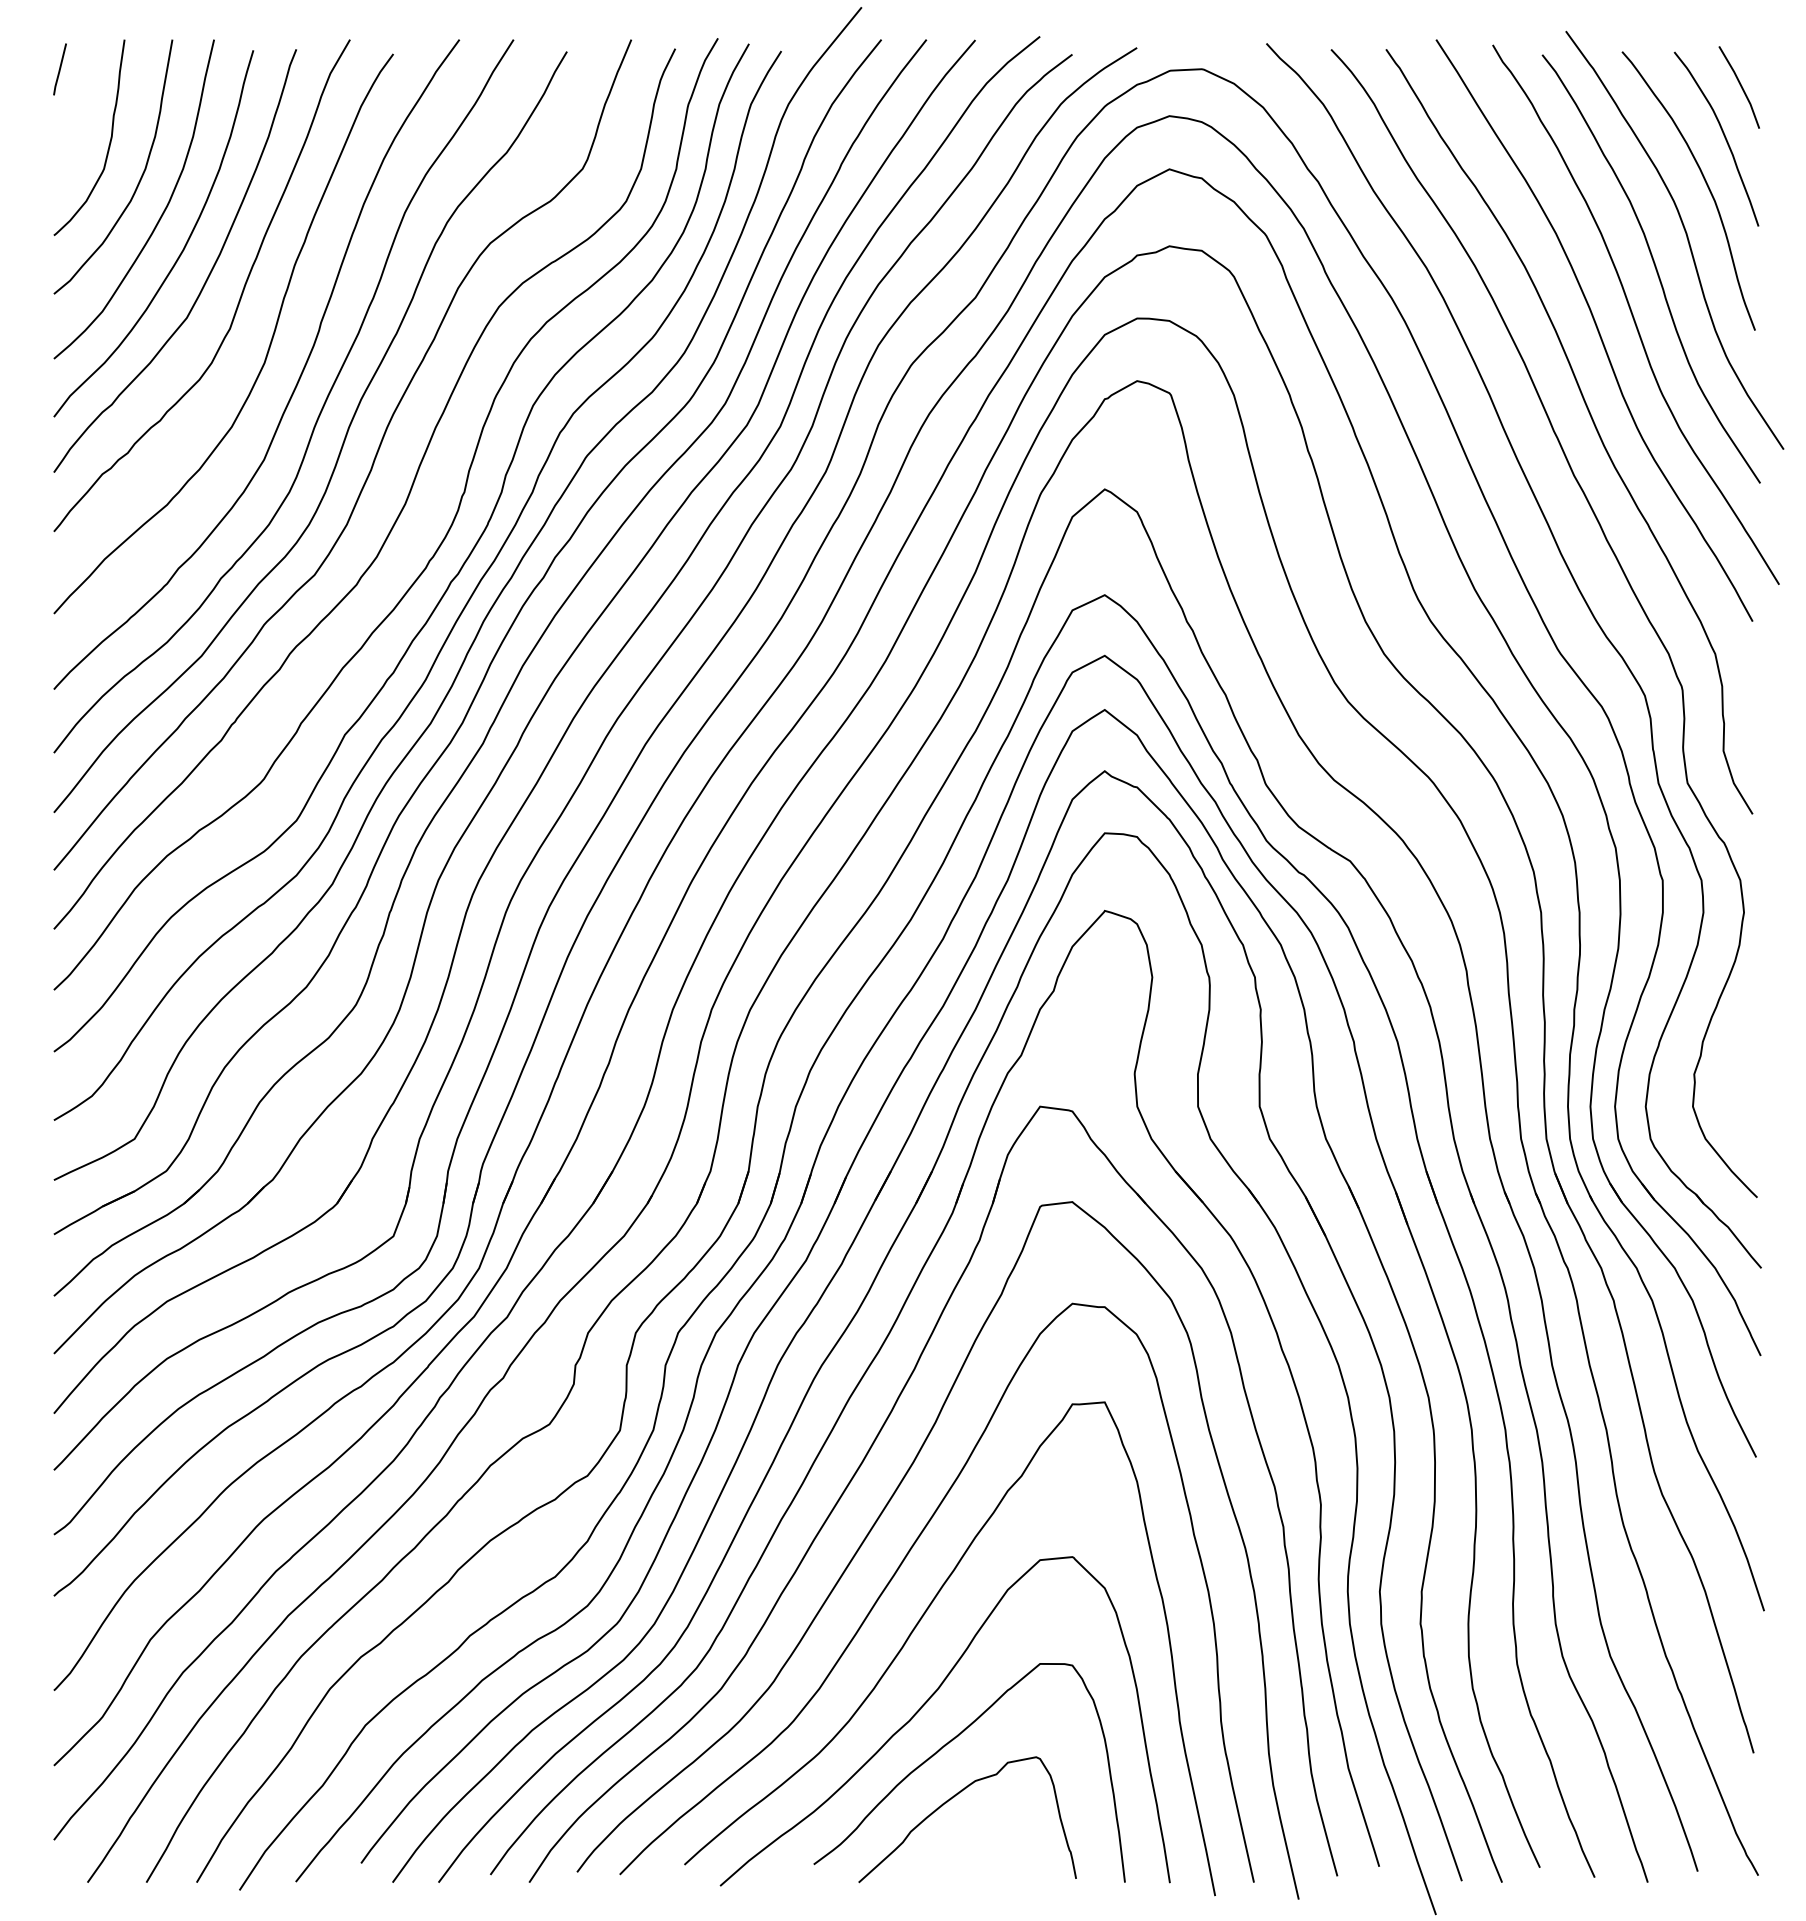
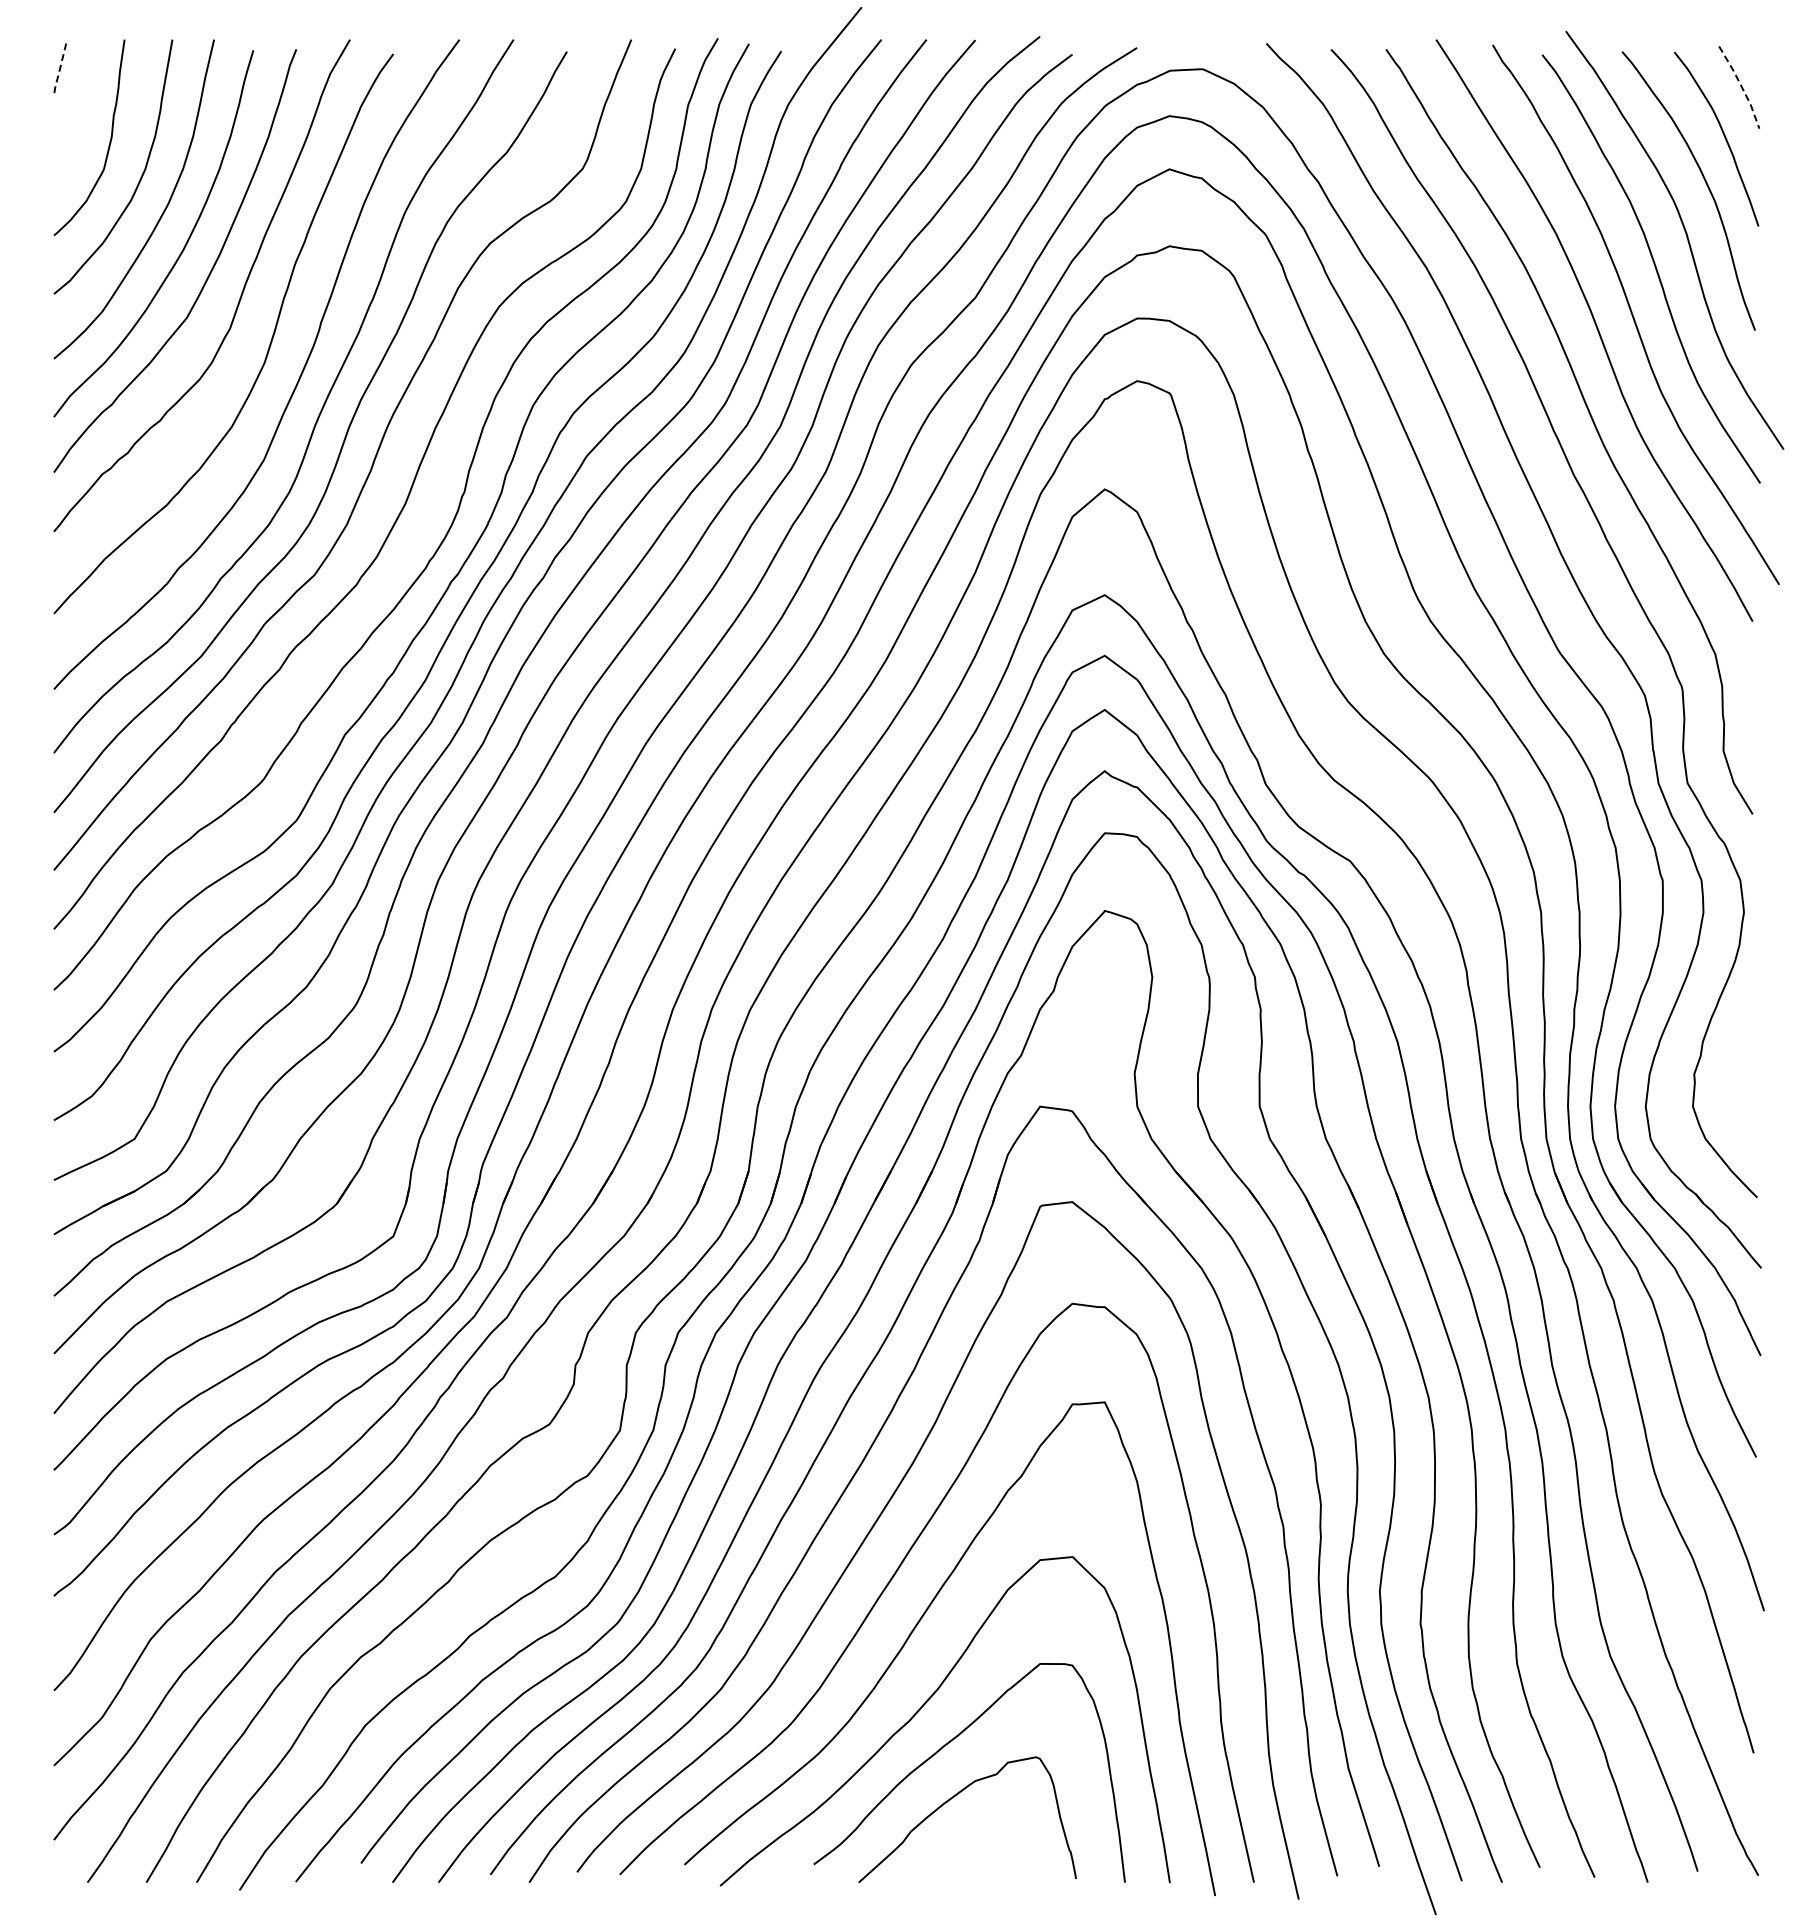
line: solid -> dashed (59, 71)
line: solid -> dashed (1741, 86)
